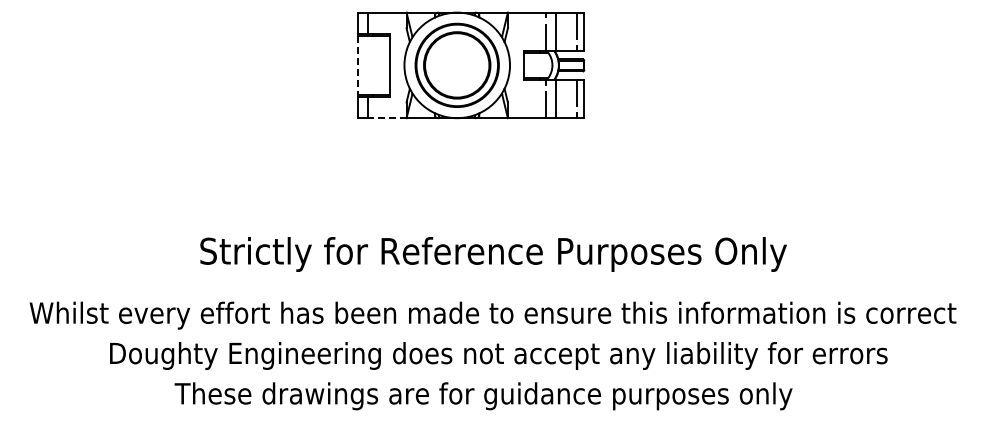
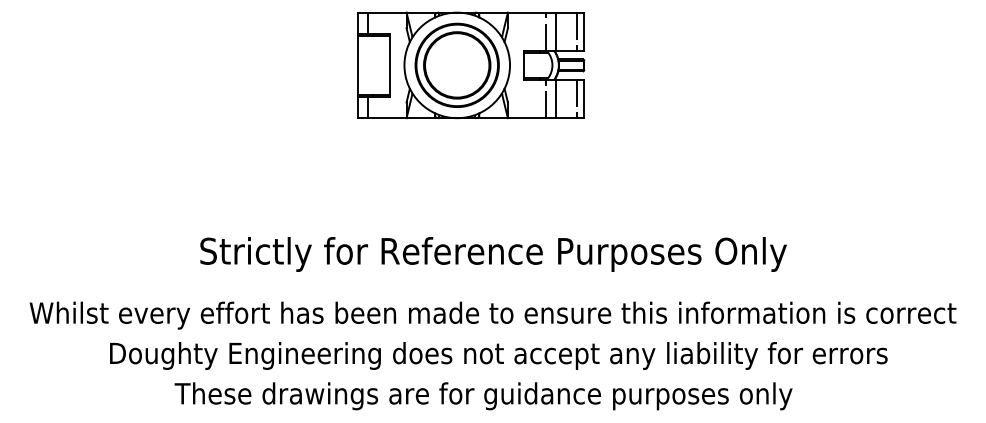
line: dashed -> solid (358, 65)
line: dashed -> solid (386, 118)
